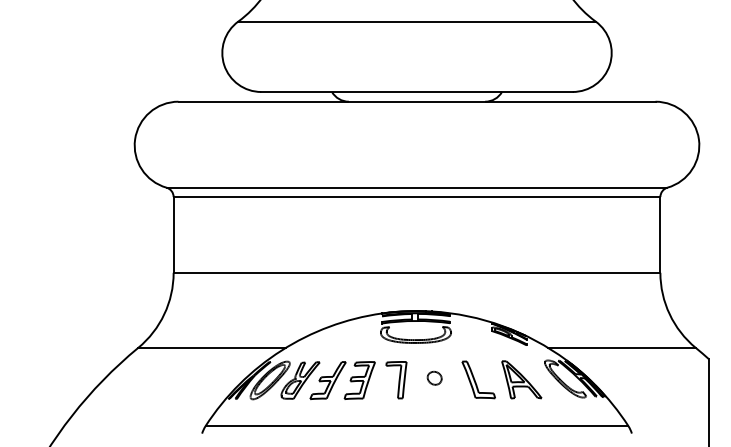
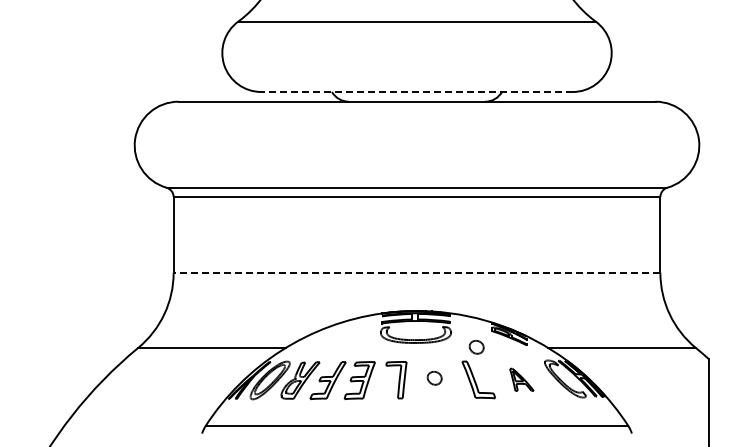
line: solid -> dashed (417, 91)
line: solid -> dashed (416, 272)
part: none -> present (476, 346)
part size: 42x40 px -> 26x25 px (521, 379)
